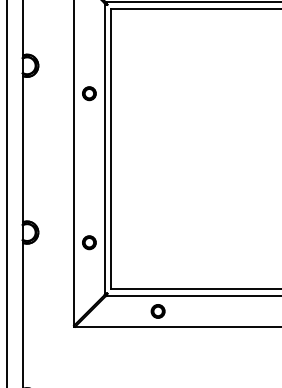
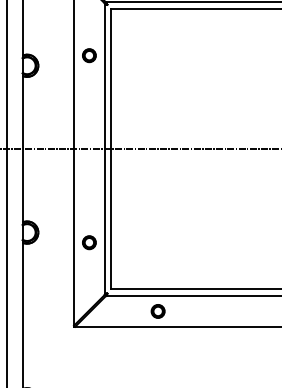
part position: (89, 93) -> (89, 55) (89, 55)
line: none -> present (140, 149)
